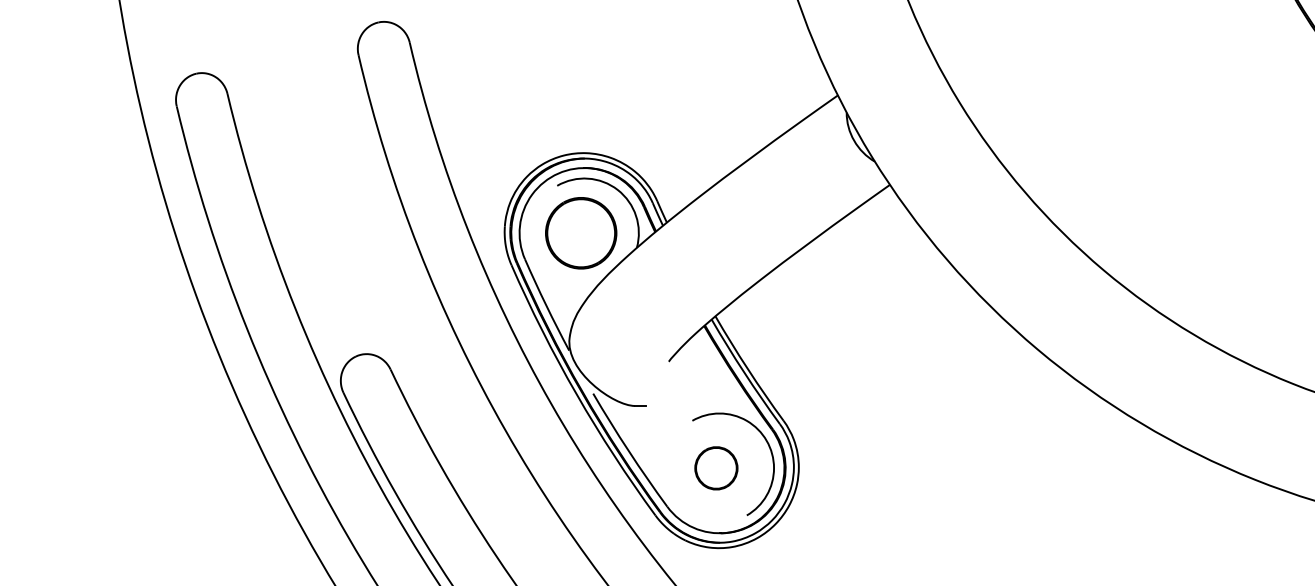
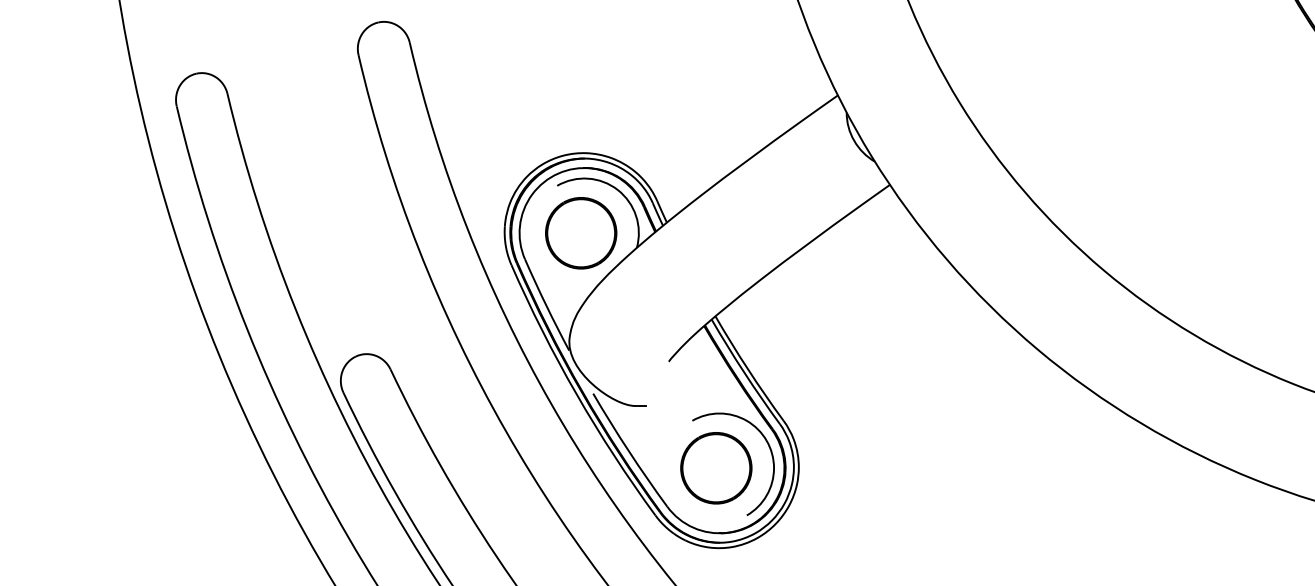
part size: 45x45 px -> 73x73 px (716, 468)
